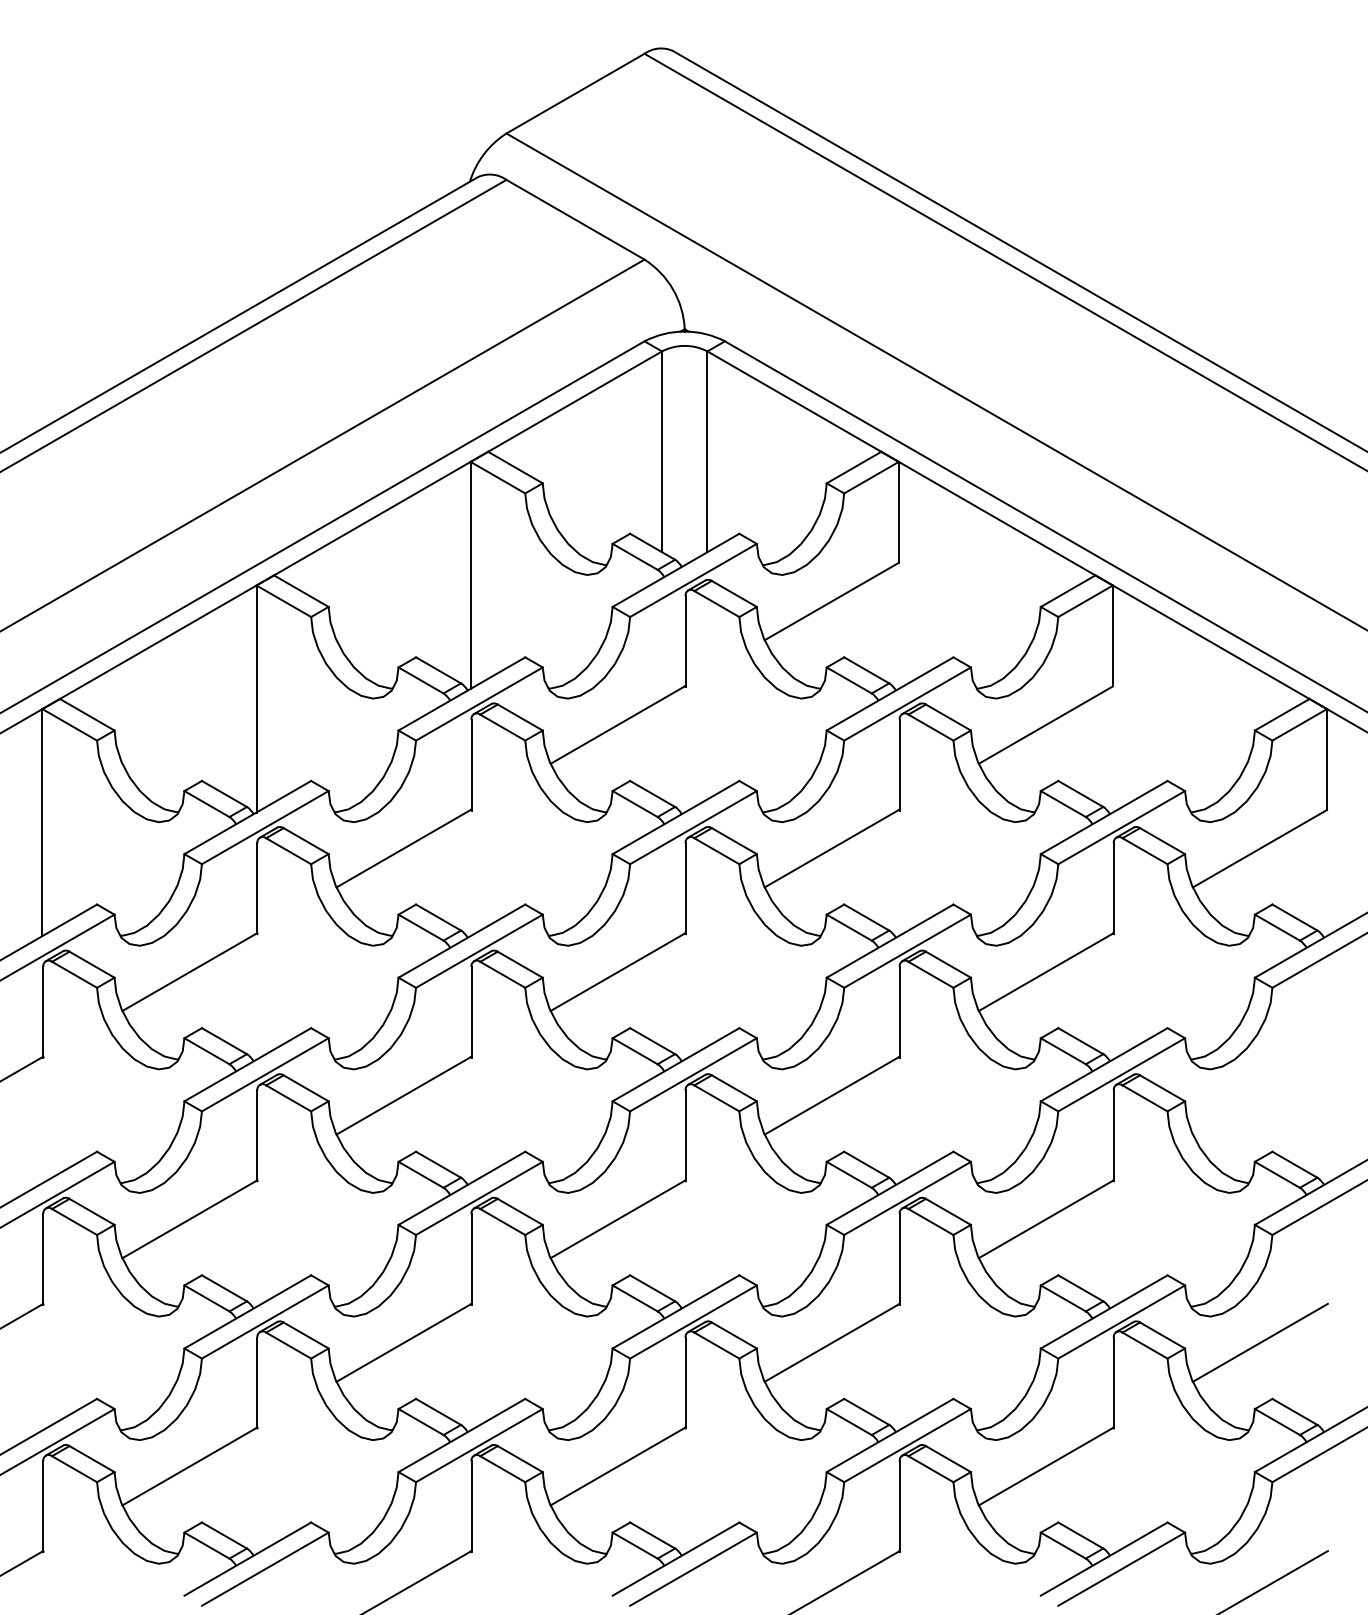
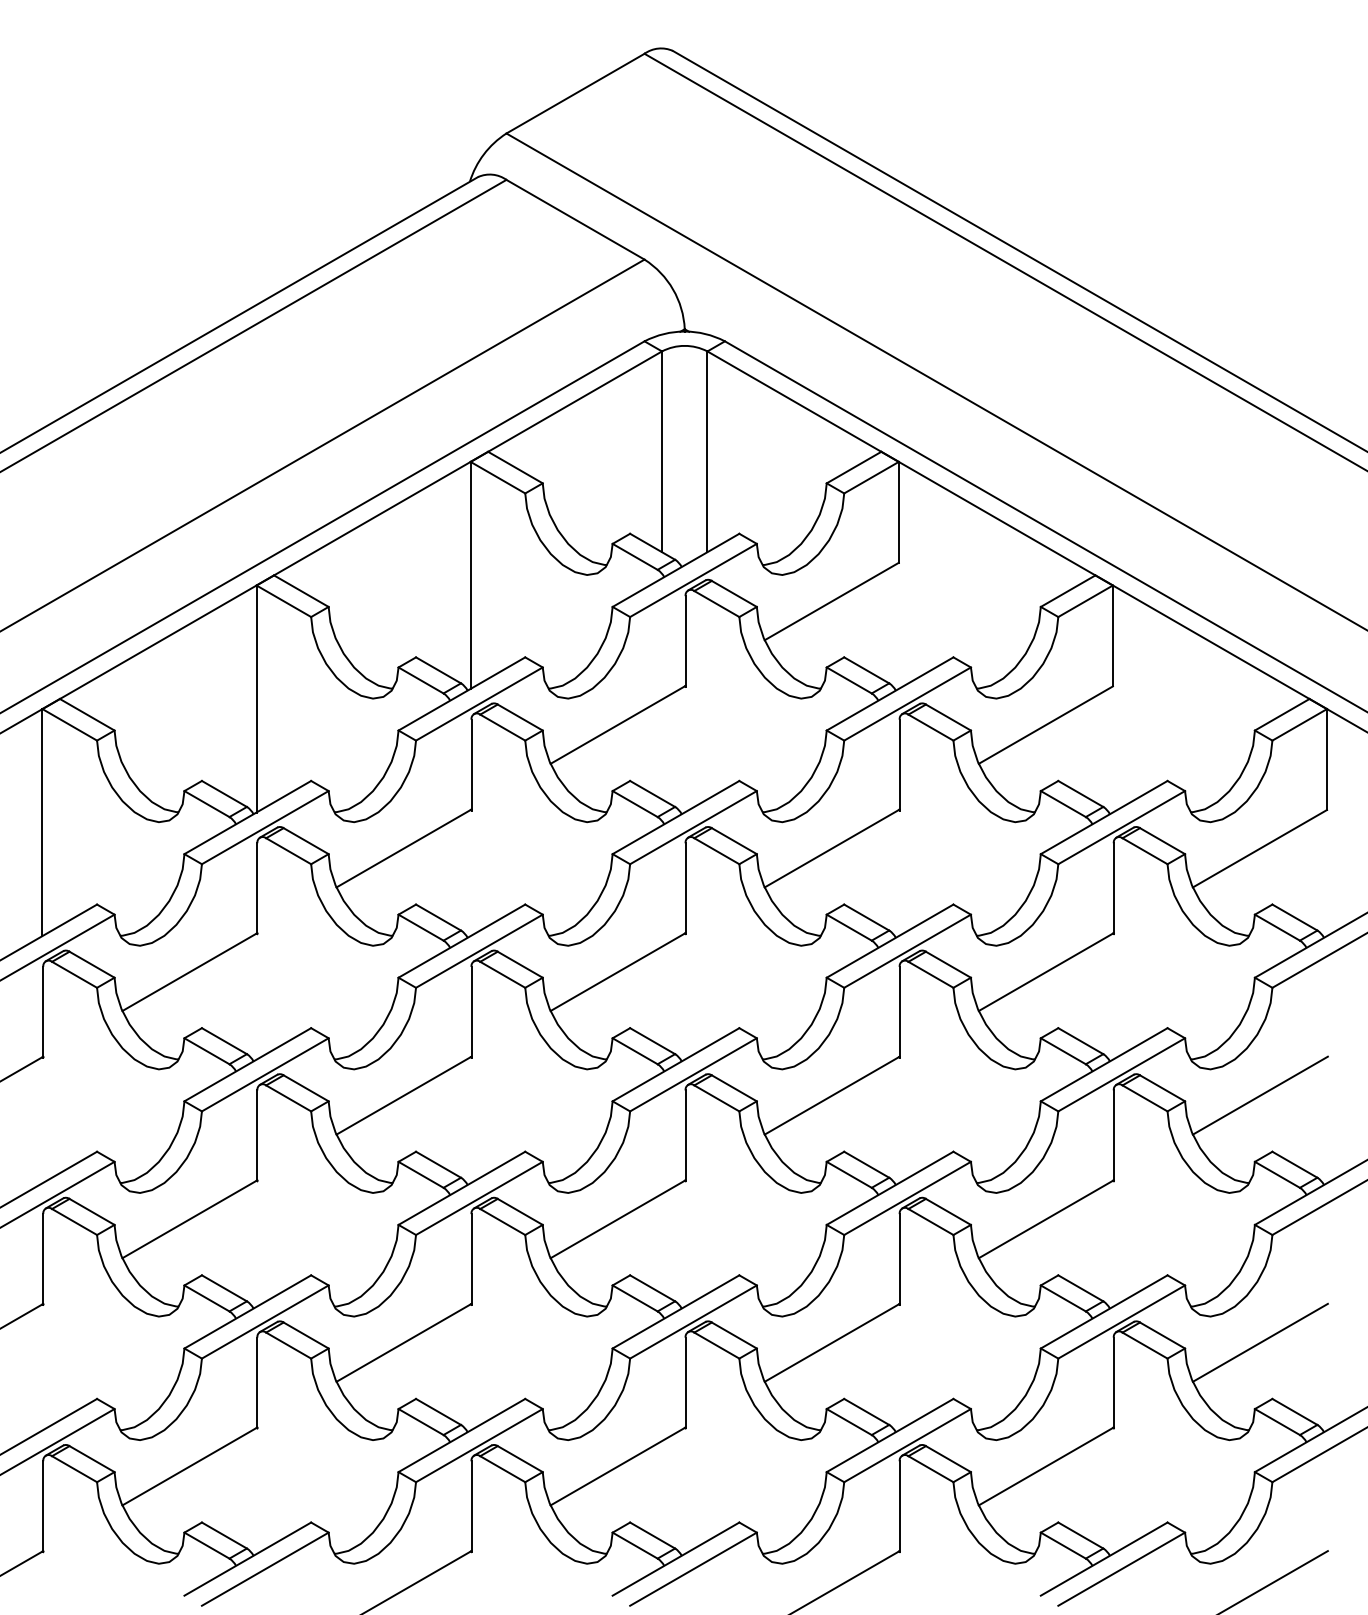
line: none -> present (1259, 1095)
